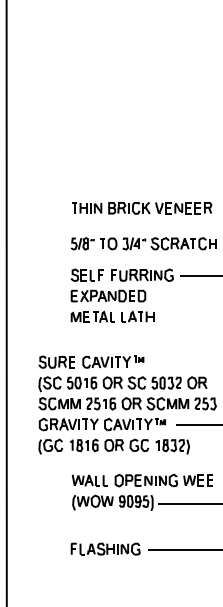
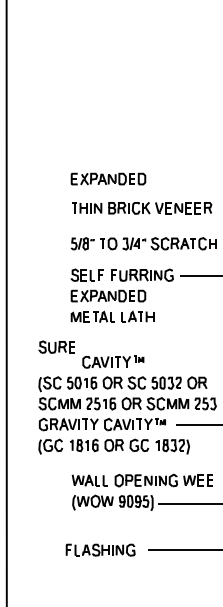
part: none -> present (108, 178)
part position: (56, 361) -> (56, 346) (56, 346)
part position: (105, 548) -> (100, 549) (100, 549)
